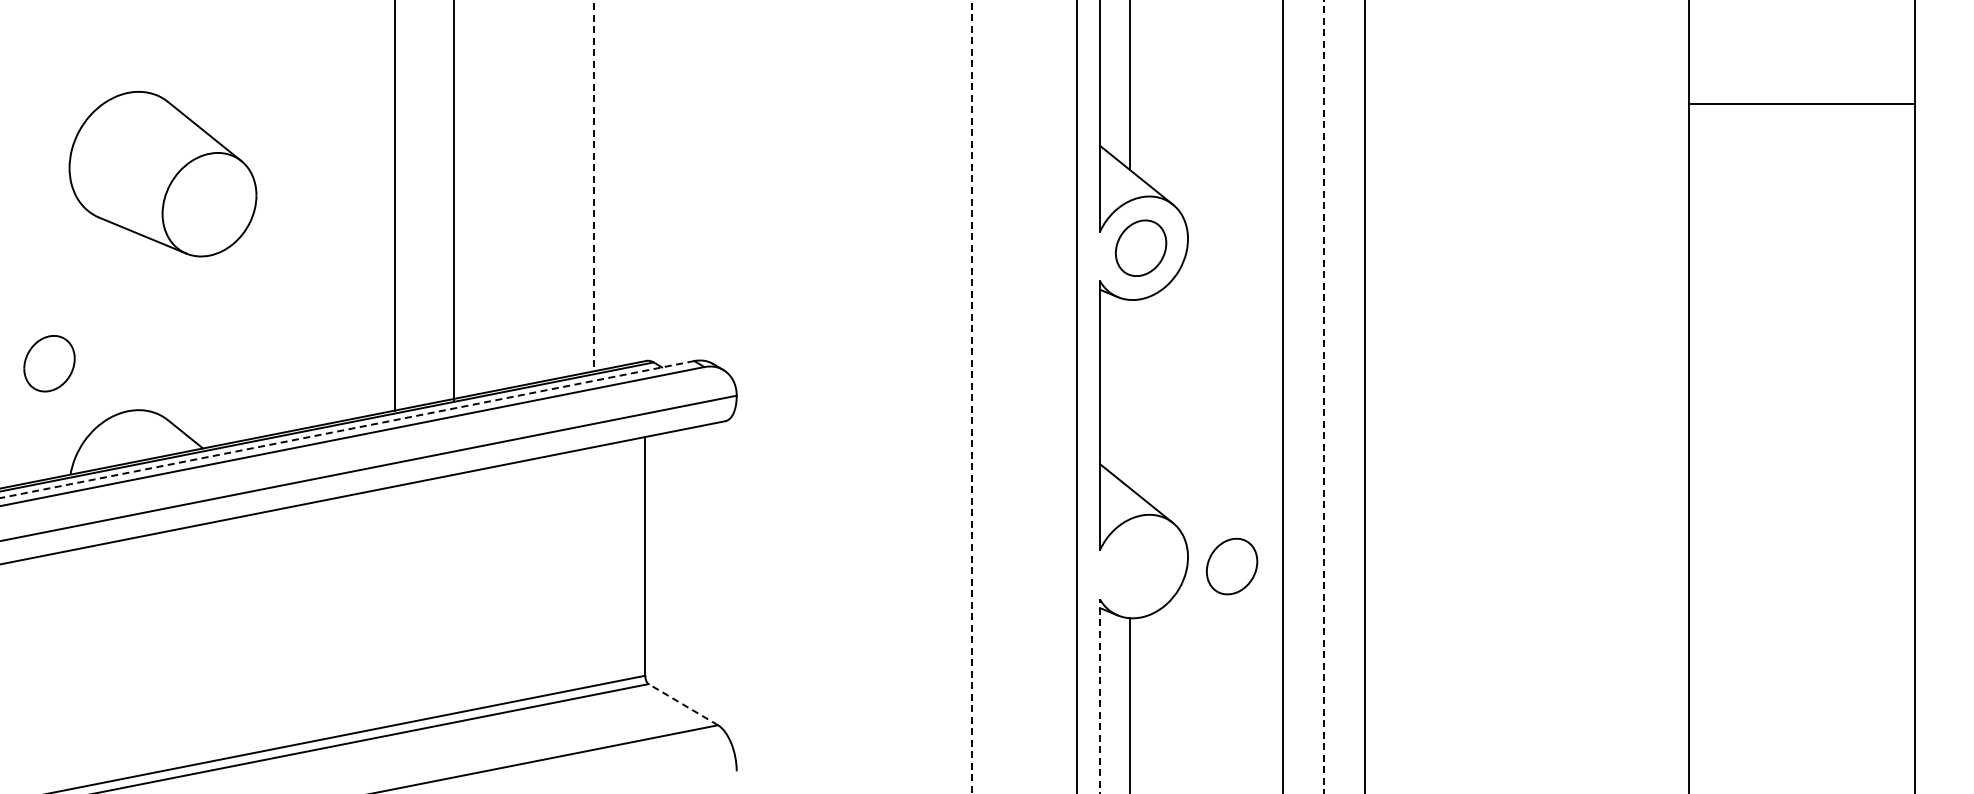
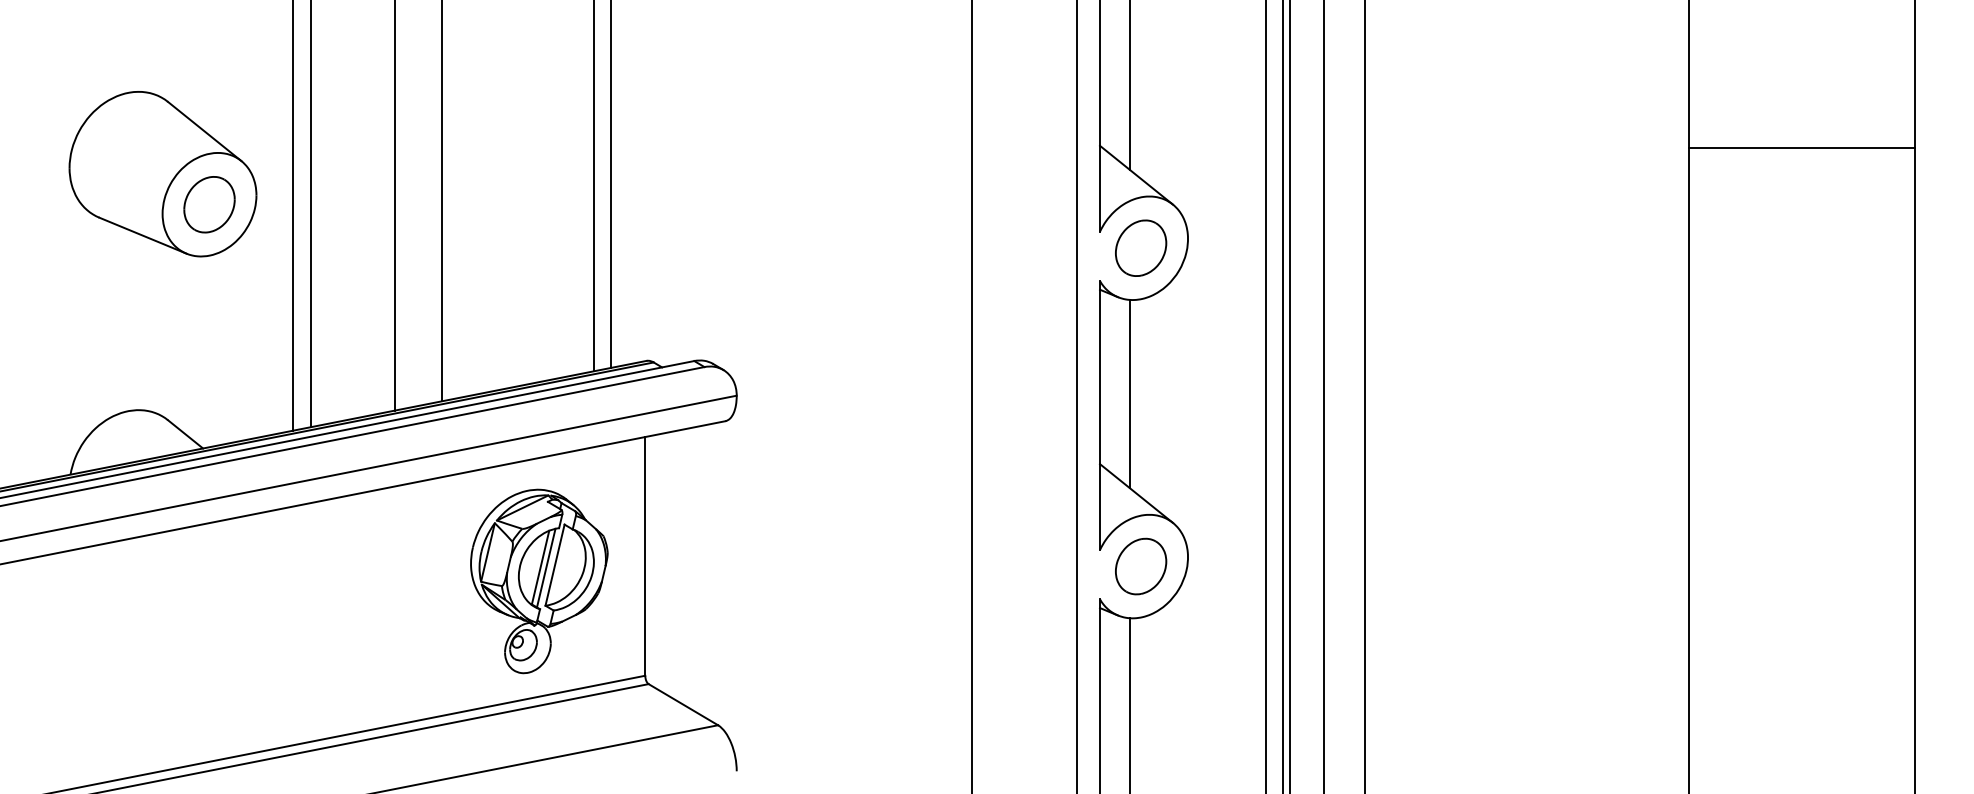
line position: (1801, 103) -> (1801, 147) (1801, 147)
line: none -> present (610, 184)
line: dashed -> solid (594, 186)
line position: (453, 201) -> (441, 201) (441, 201)
line: none -> present (310, 214)
line: none -> present (292, 216)
part position: (49, 363) -> (209, 204) (209, 204)
line: none -> present (1130, 393)
line: dashed -> solid (971, 396)
line: none -> present (1265, 396)
line: none -> present (1290, 396)
line: dashed -> solid (1324, 396)
line: dashed -> solid (347, 429)
part position: (1232, 566) -> (1141, 566) (1141, 566)
part: none -> present (539, 581)
line: dashed -> solid (1100, 696)
line: dashed -> solid (682, 704)
